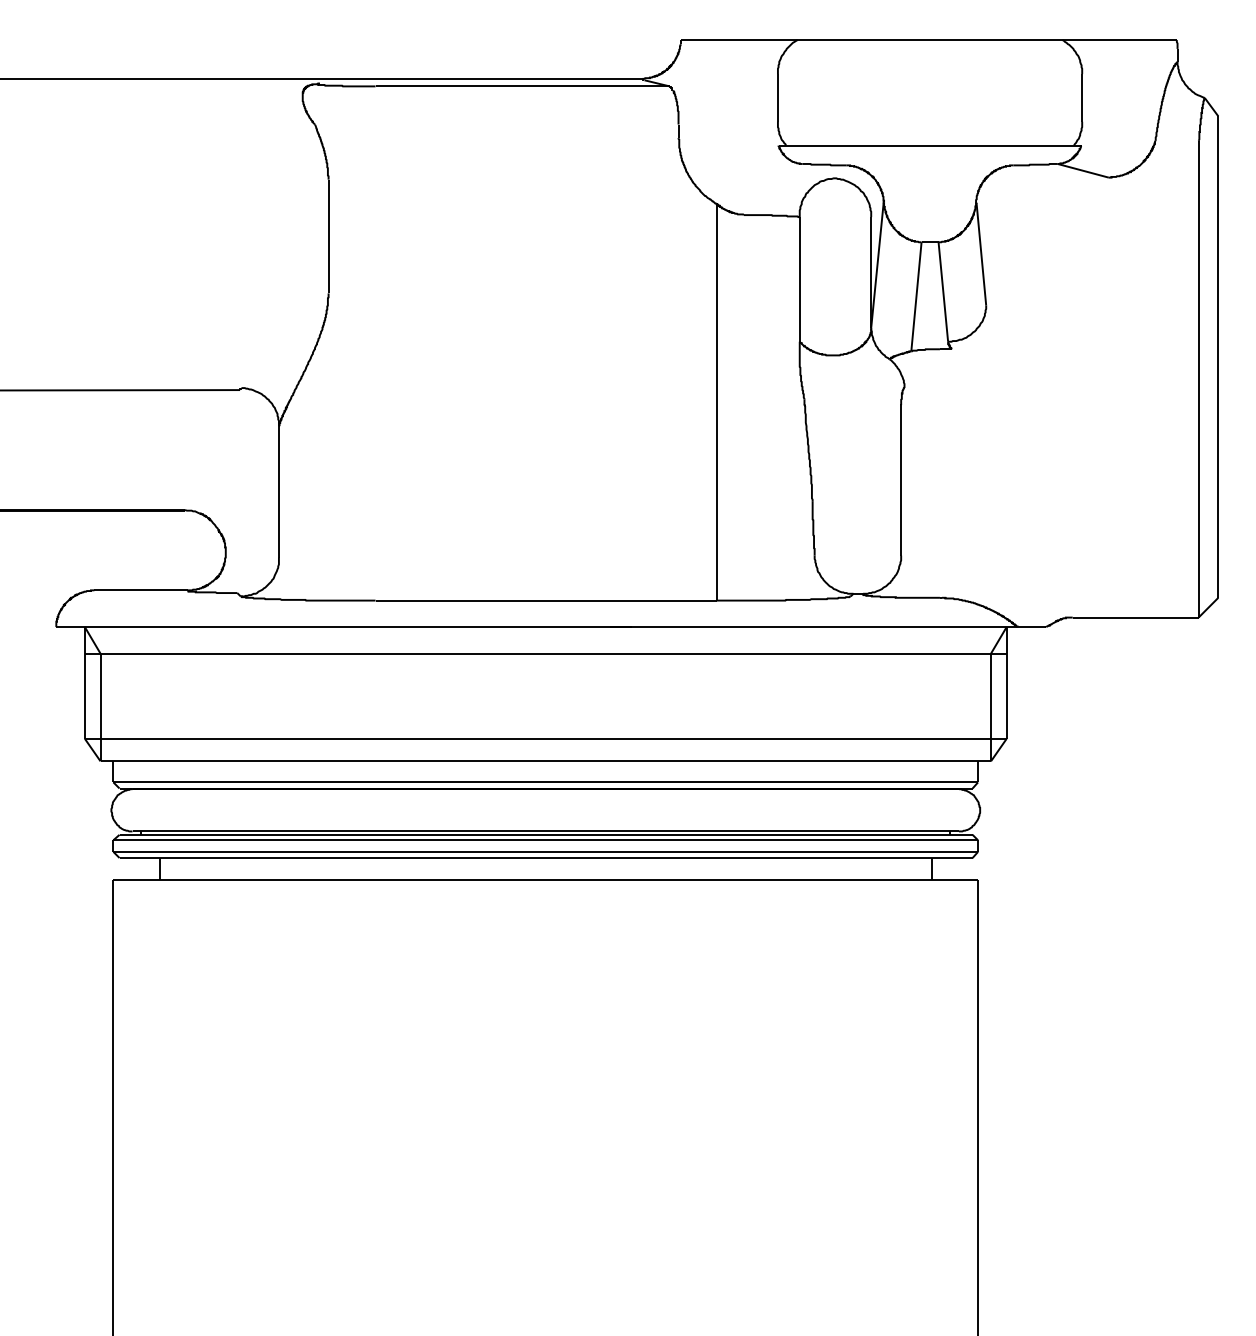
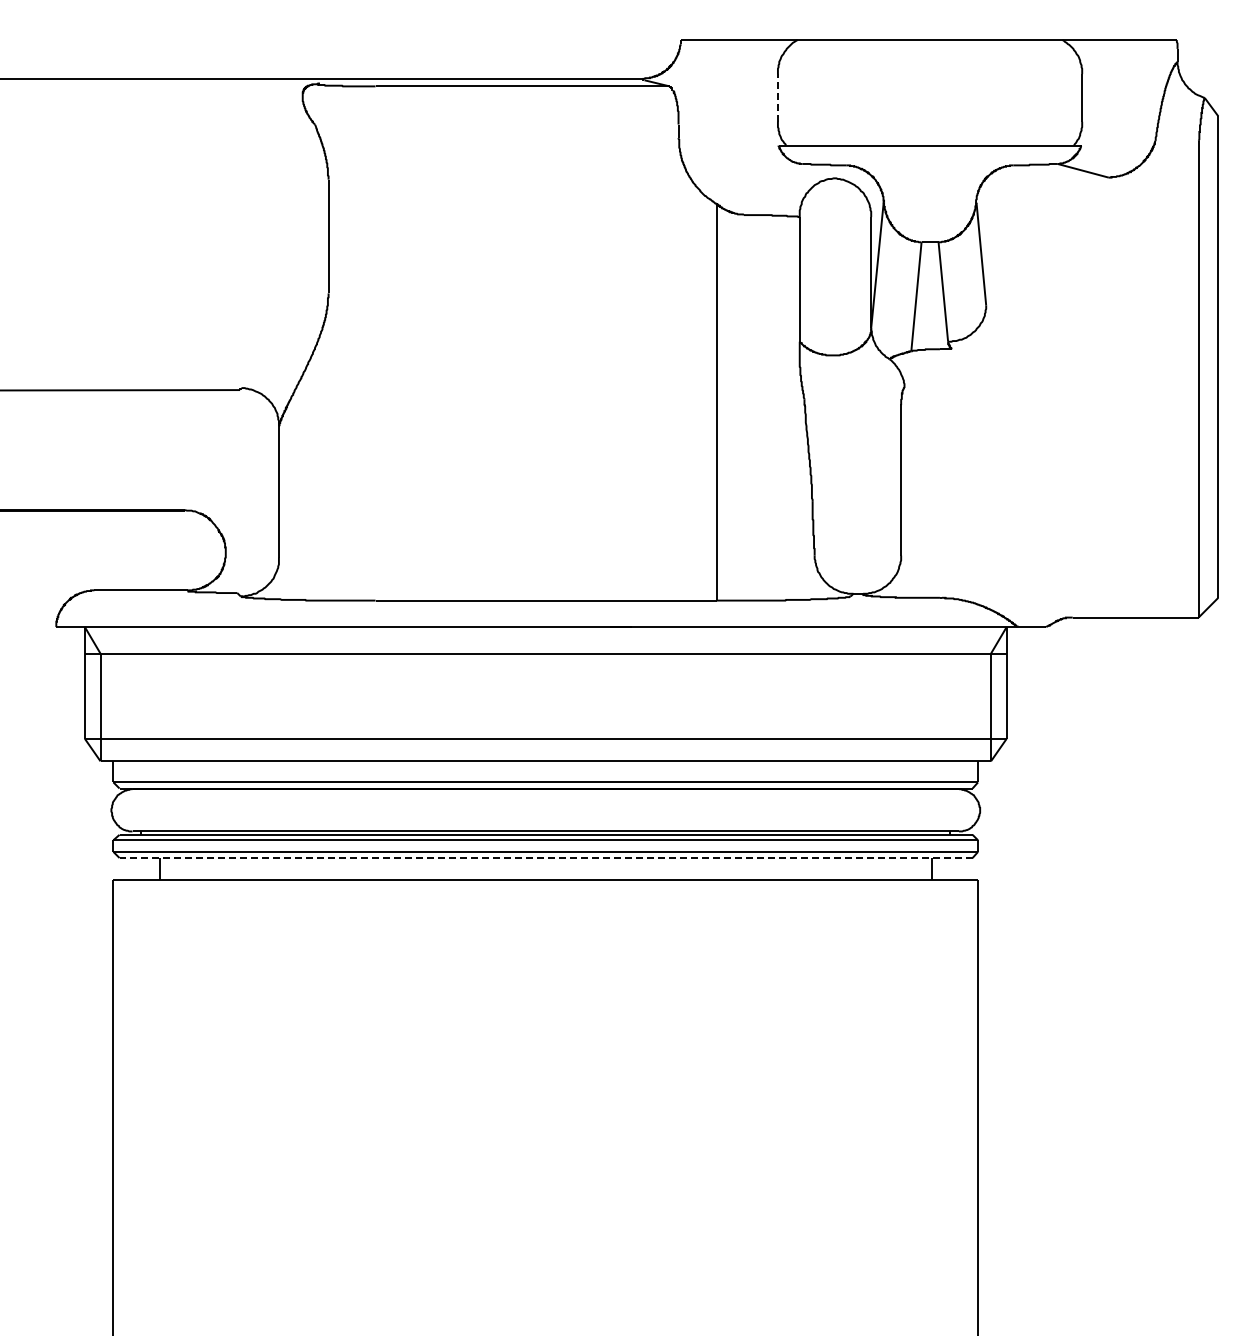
line: solid -> dashed (777, 97)
line: solid -> dashed (546, 858)
